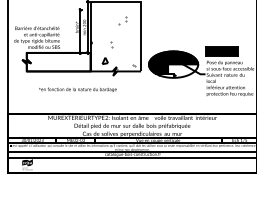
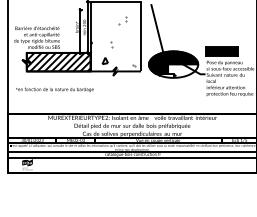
line: none -> present (157, 28)
hatch: none -> present (57, 61)
text position: (77, 89) -> (54, 89) (54, 89)
